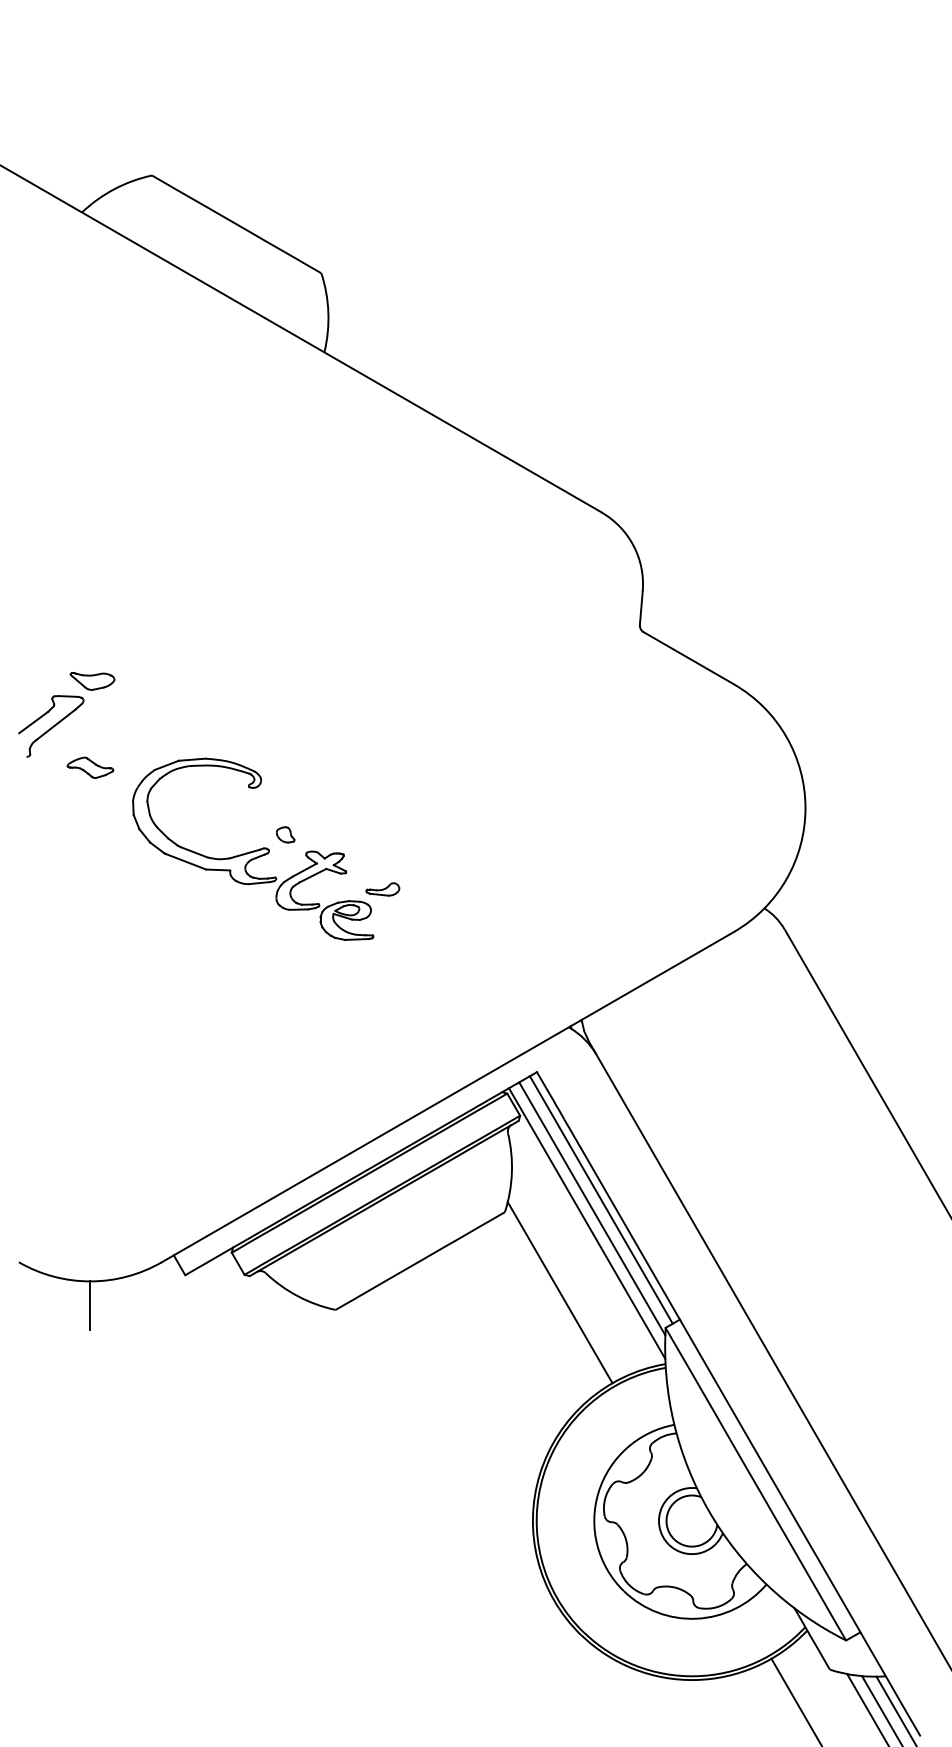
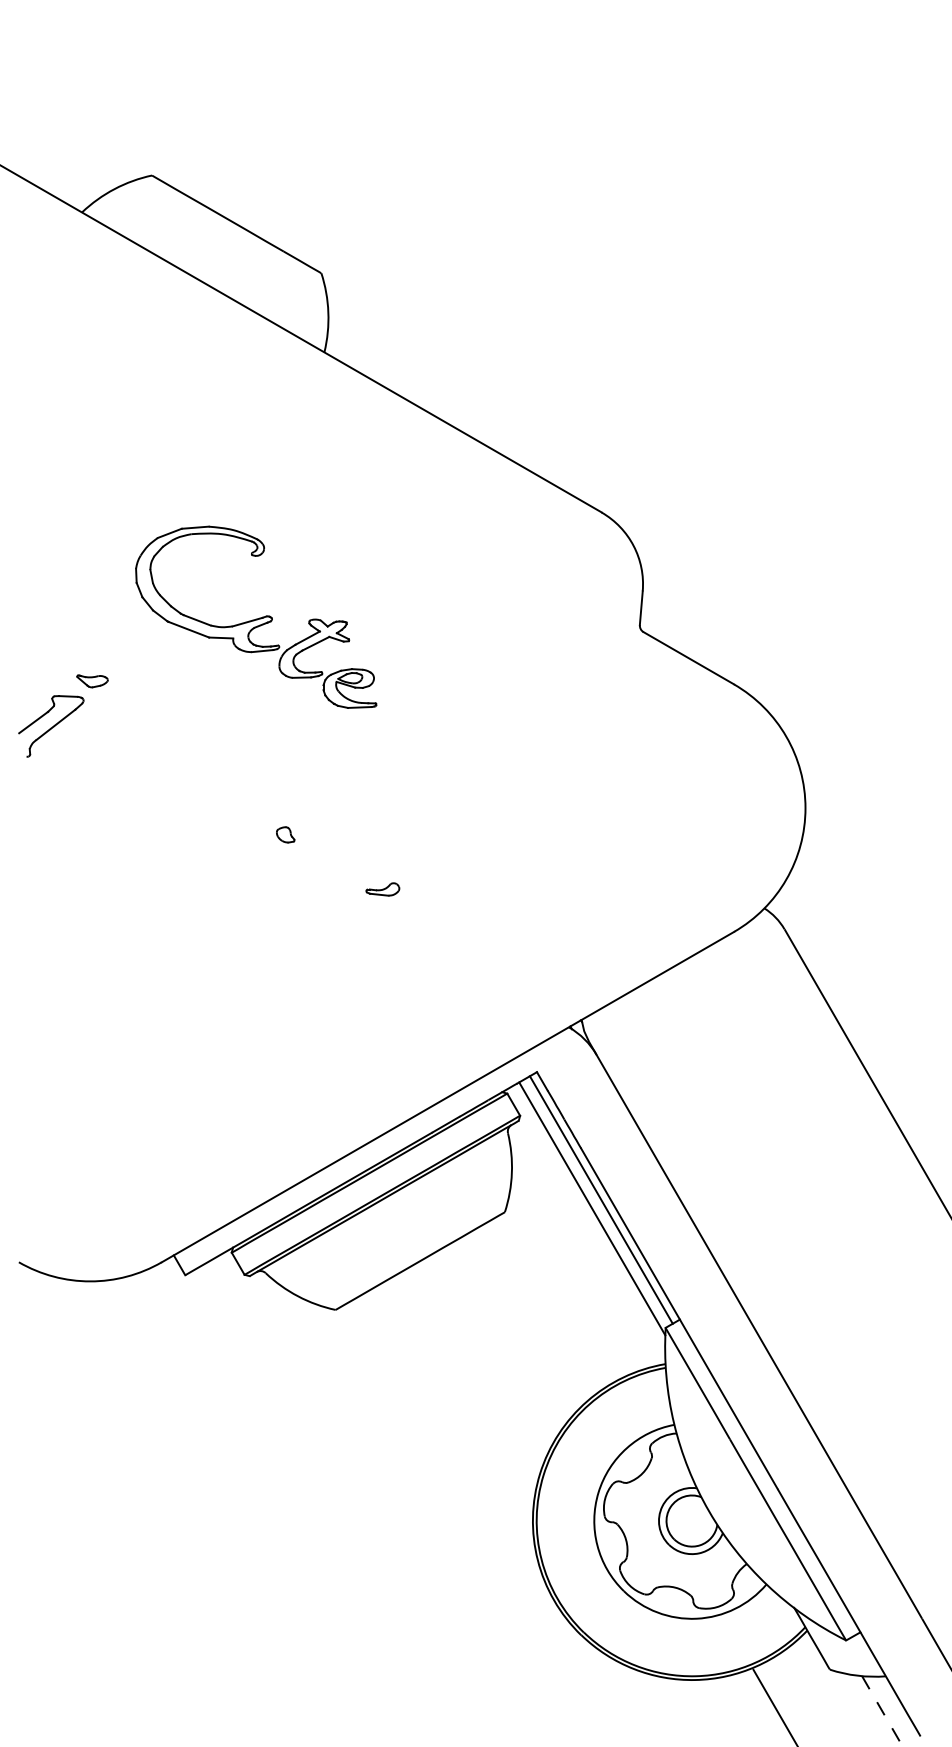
part size: 47x19 px -> 33x15 px (92, 681)
part: present -> none (90, 767)
part position: (253, 848) -> (256, 616) (256, 616)
line: present -> none (587, 1223)
line: present -> none (559, 1292)
line: present -> none (90, 1305)
line position: (795, 1700) -> (774, 1706) (774, 1706)
line: present -> none (867, 1708)
line: present -> none (895, 1709)
line: solid -> dashed (882, 1711)
